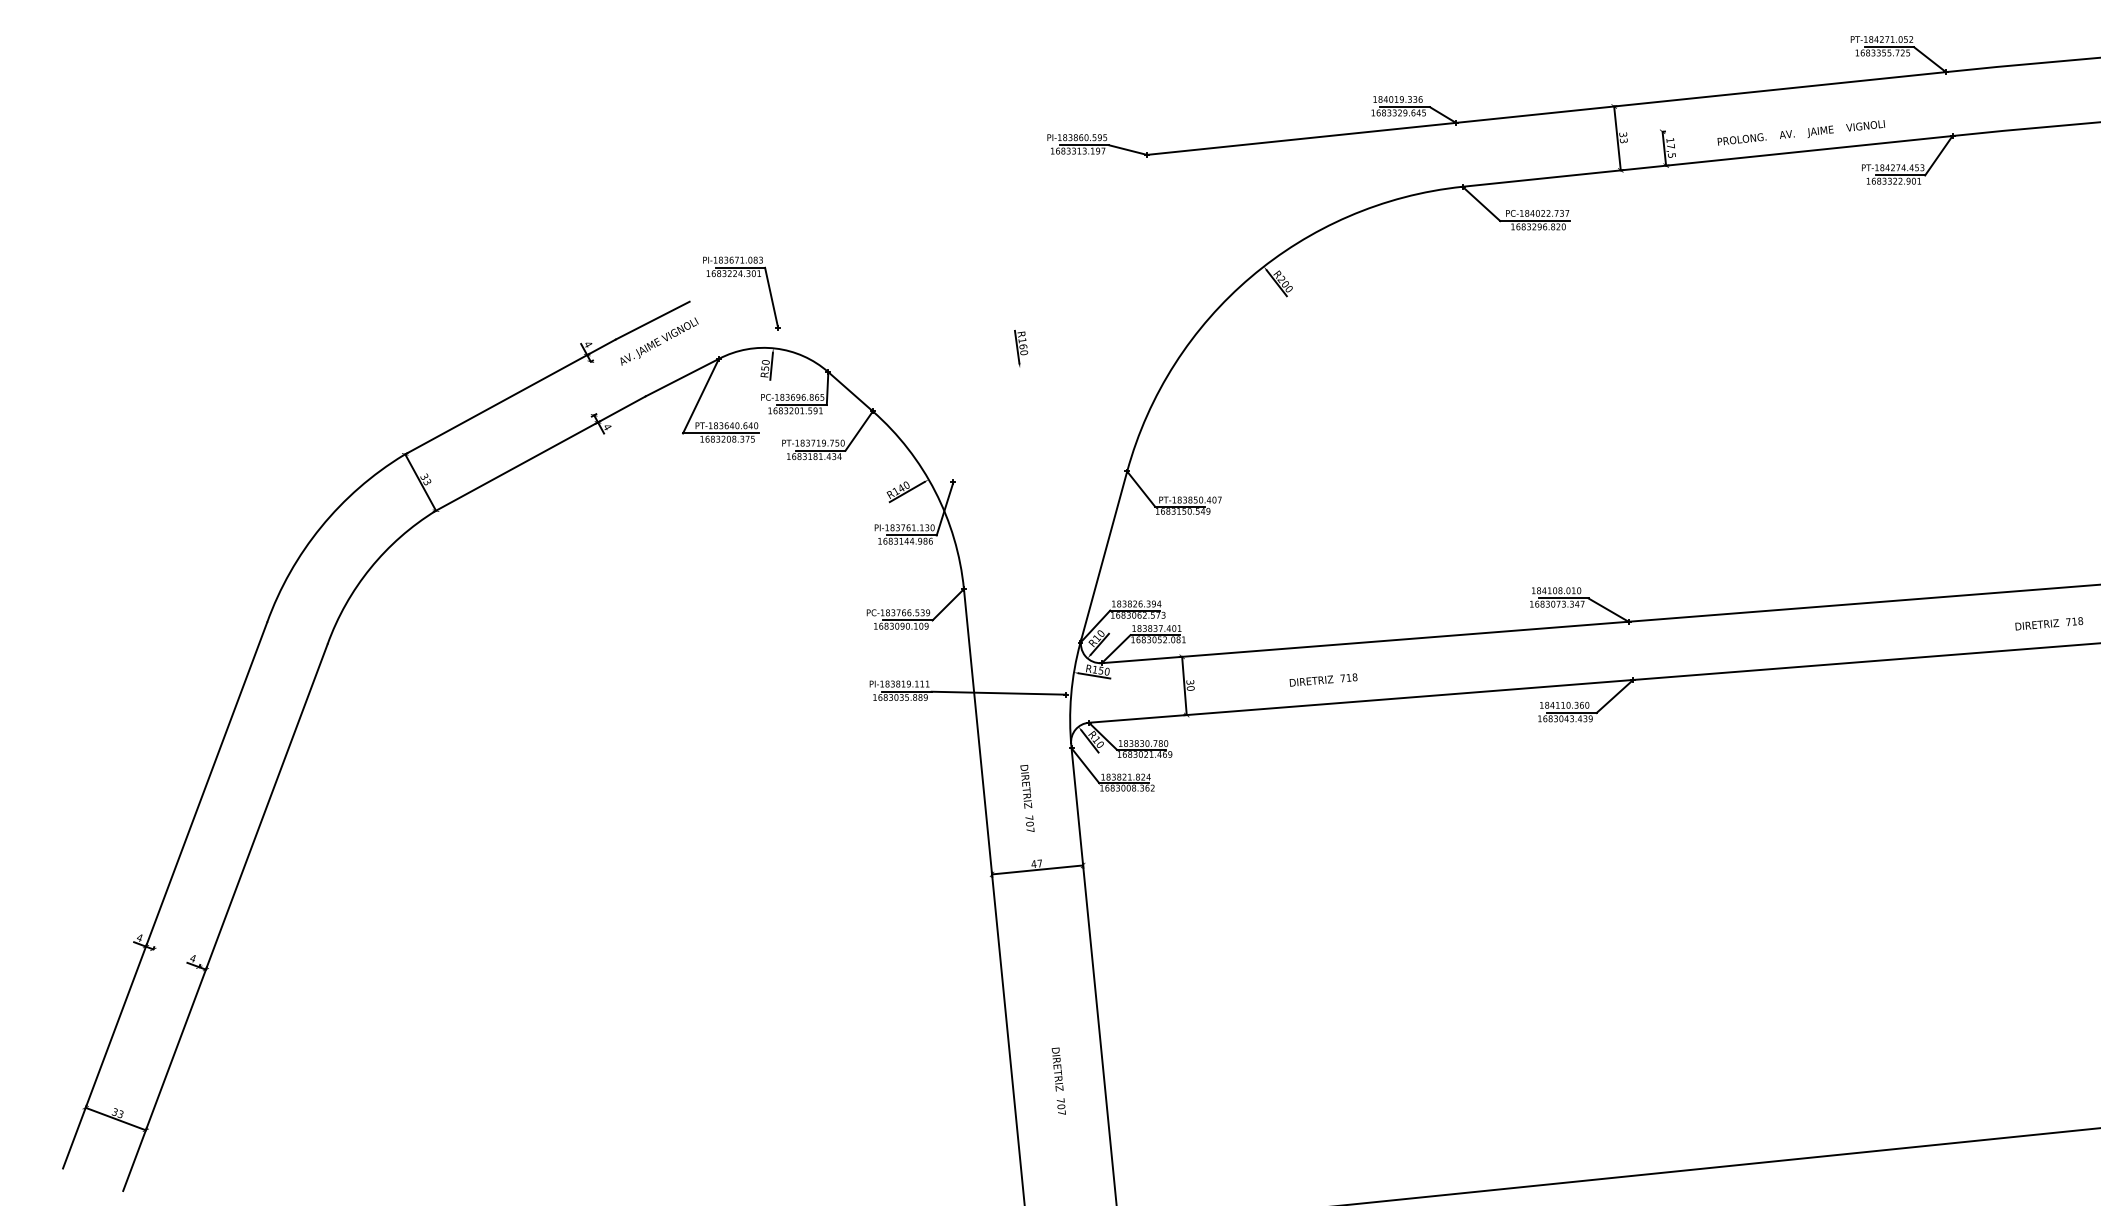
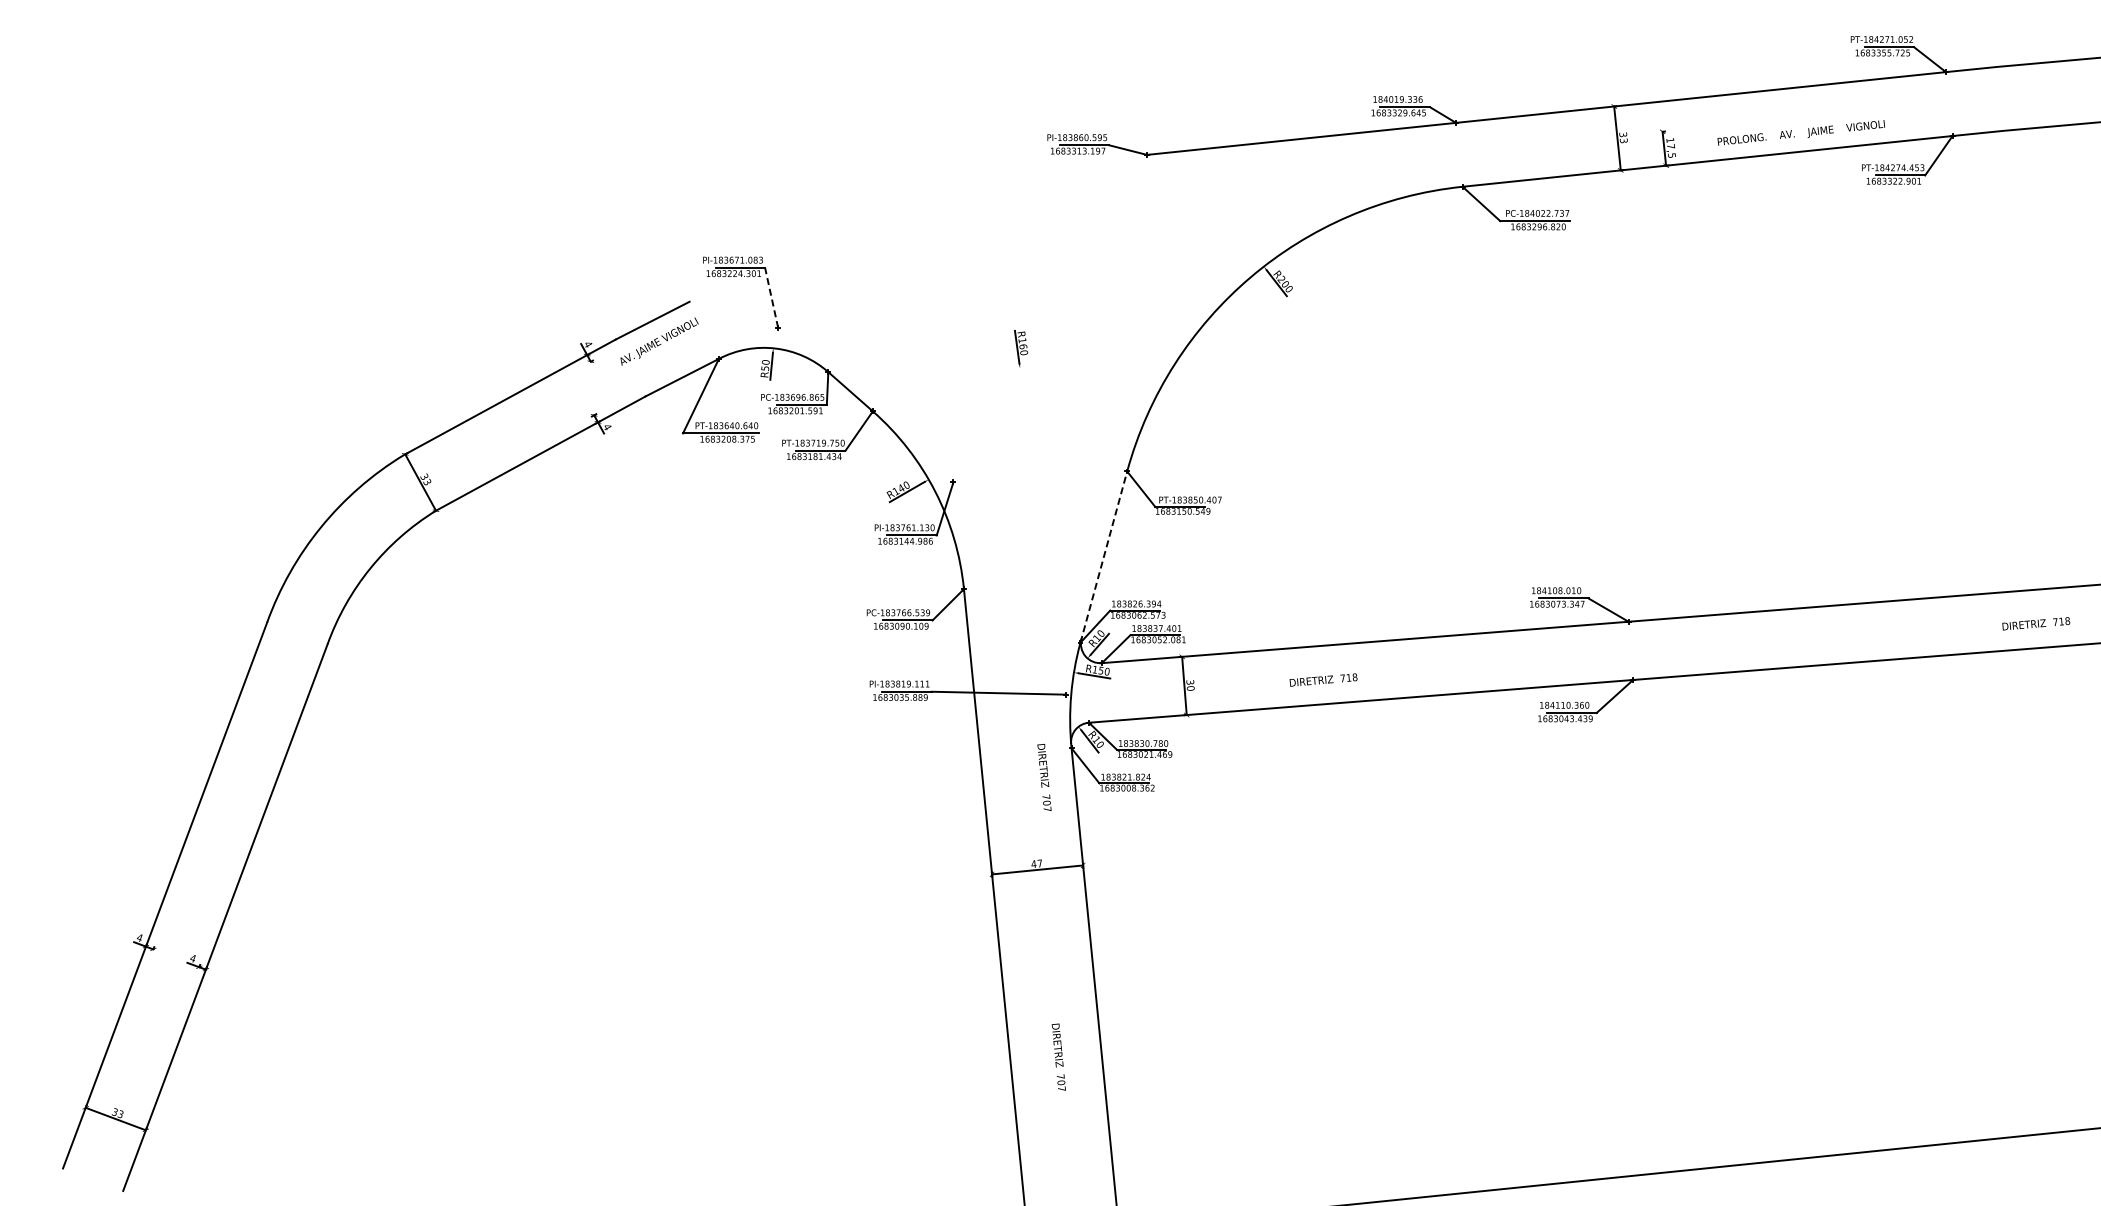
line: solid -> dashed (771, 297)
line: solid -> dashed (1103, 557)
text position: (2049, 623) -> (2036, 623) (2036, 623)
text position: (1027, 797) -> (1044, 776) (1044, 776)
text position: (1058, 1080) -> (1058, 1056) (1058, 1056)
